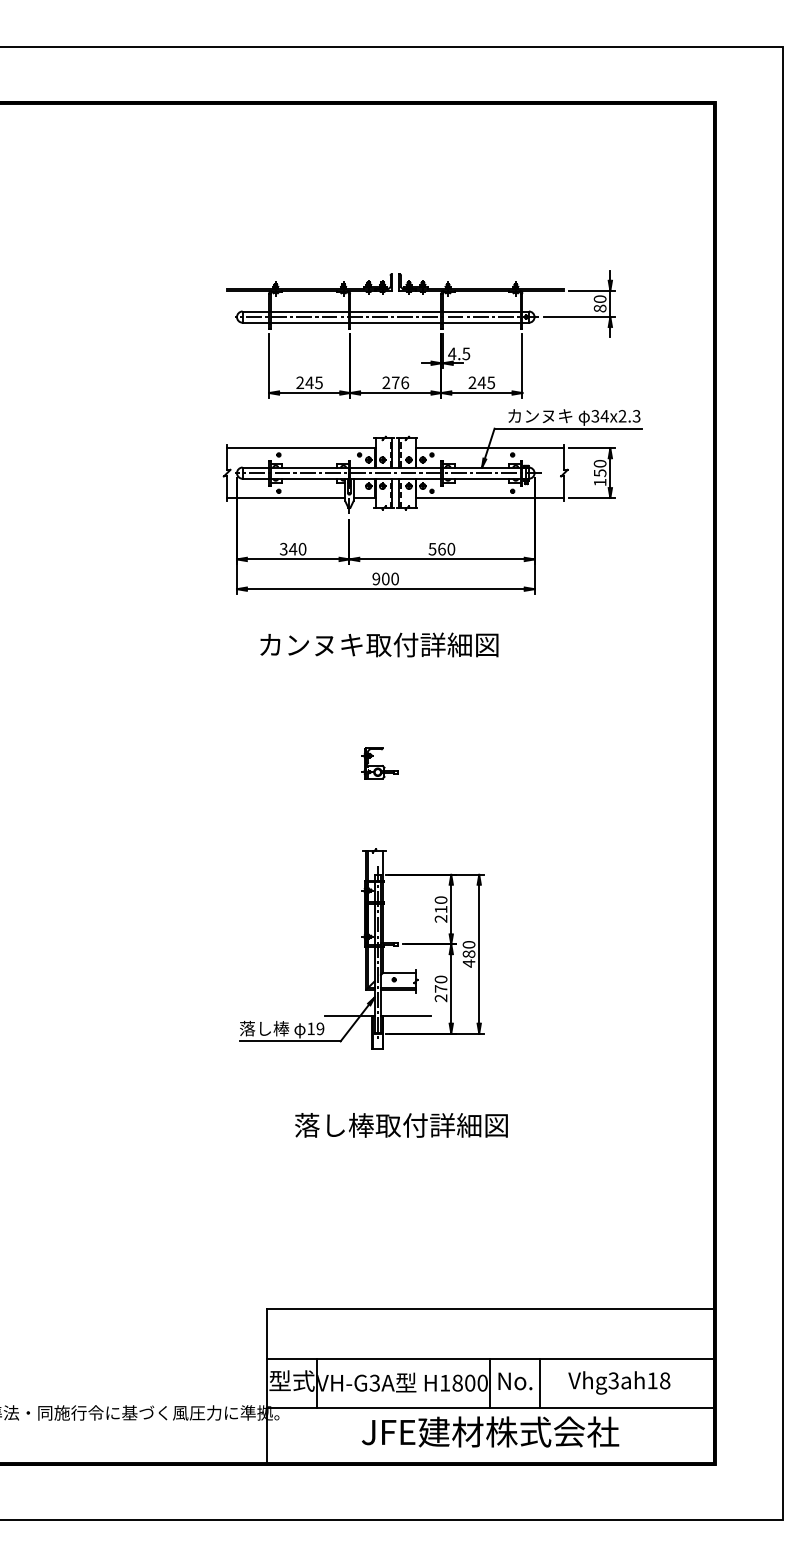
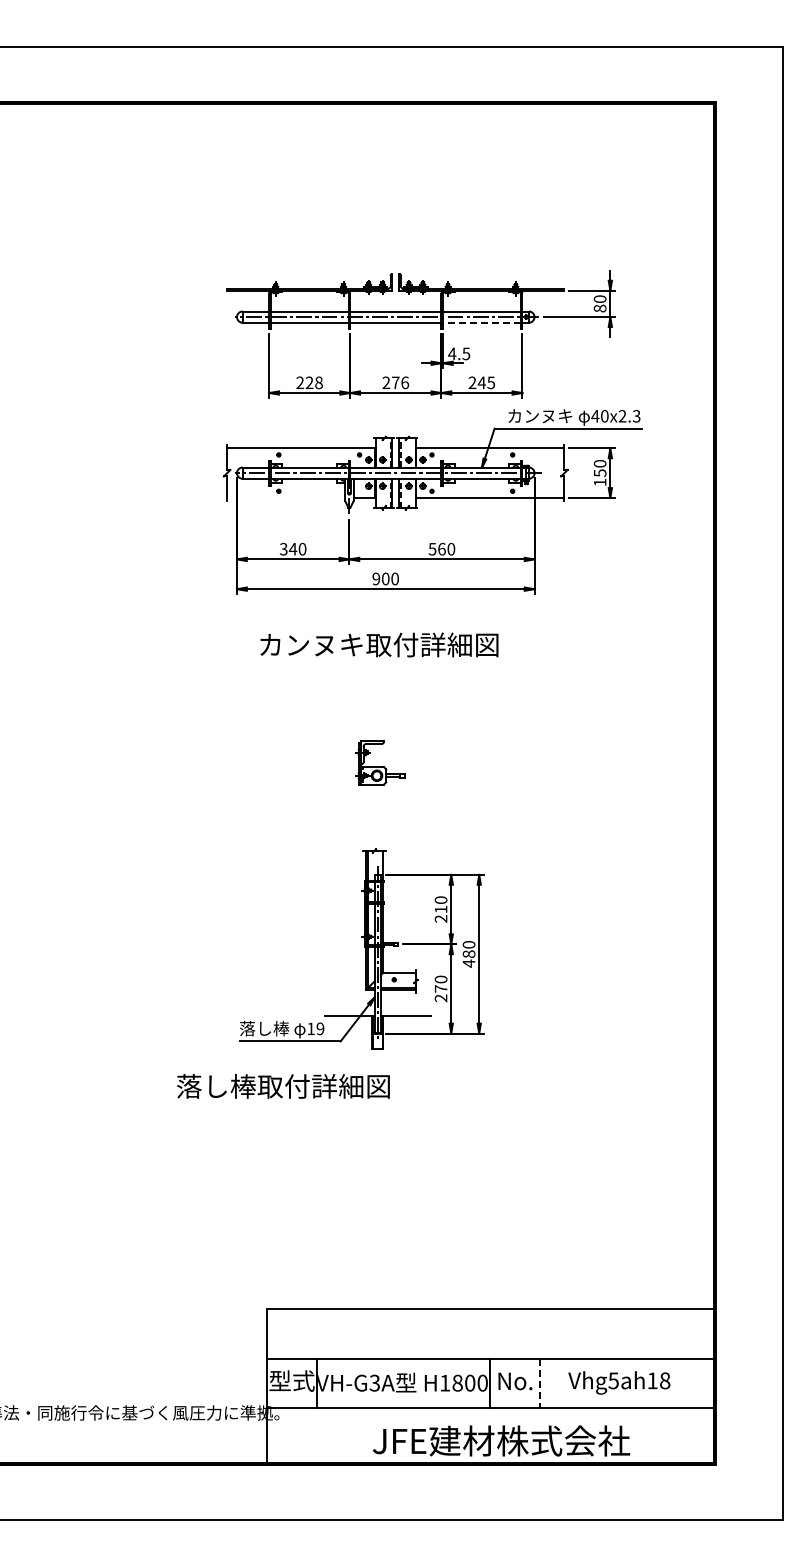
line: solid -> dashed (481, 322)
text: 245 -> 228 (313, 382)
text: 34x2.3 -> 40x2.3 (599, 416)
line: present -> none (286, 497)
part size: 38x33 px -> 51x46 px (380, 762)
text position: (401, 1125) -> (283, 1086) (283, 1086)
text: Vhg3ah18 -> Vhg5ah18 (613, 1380)
line: solid -> dashed (539, 1383)
text position: (490, 1431) -> (501, 1440) (501, 1440)
